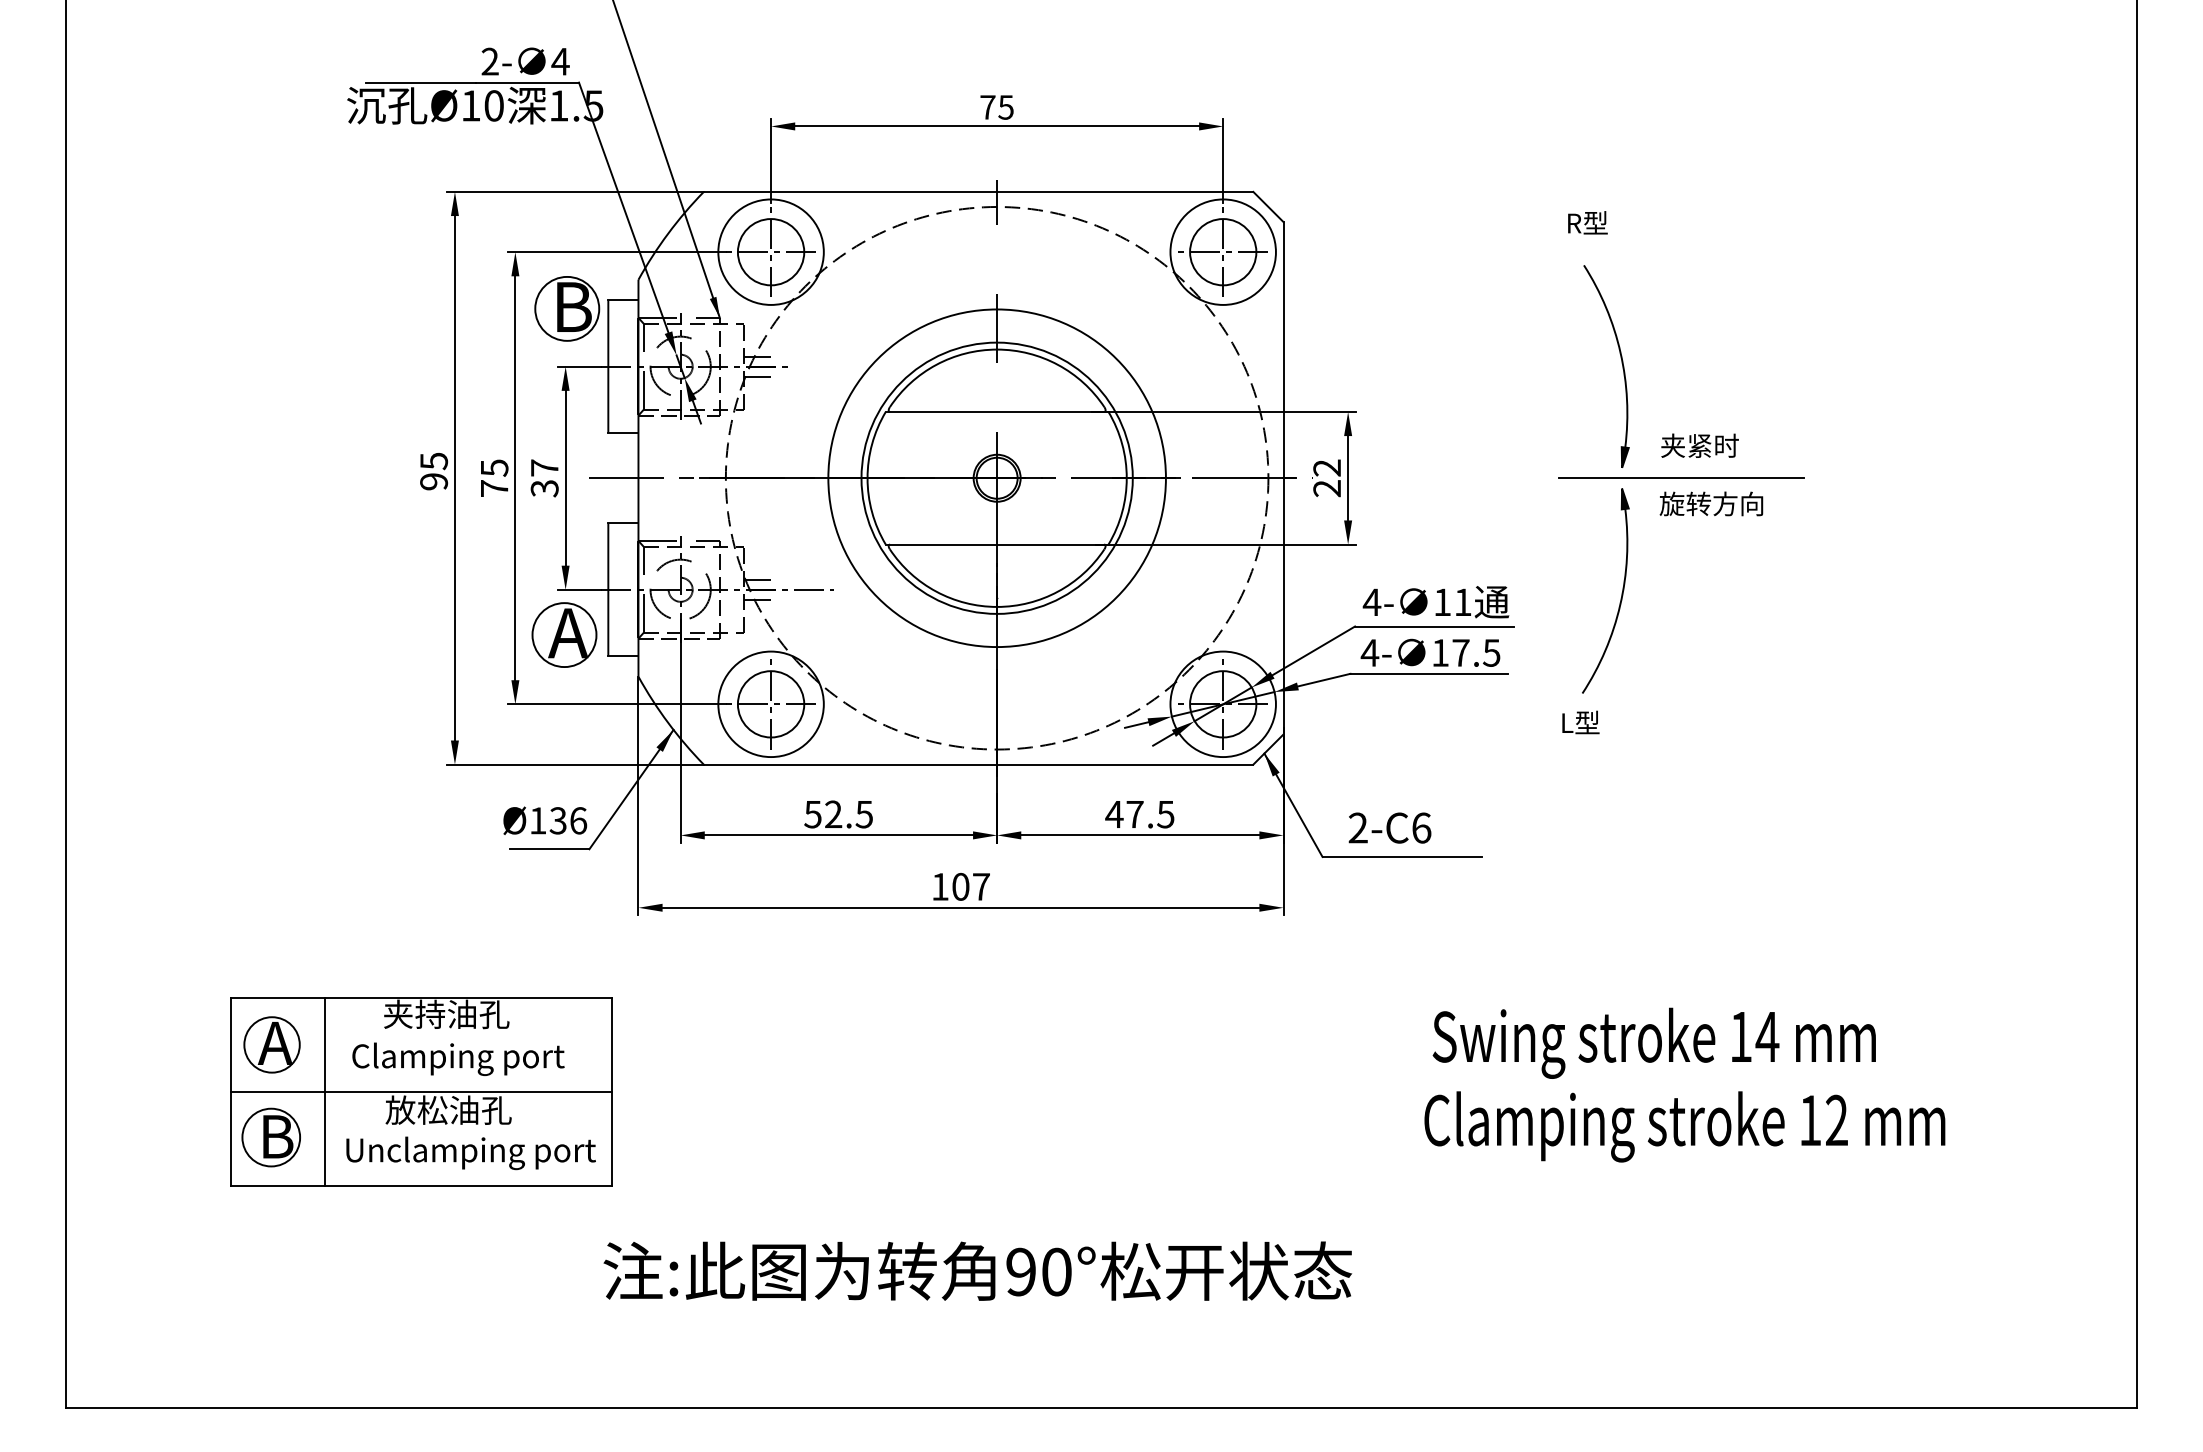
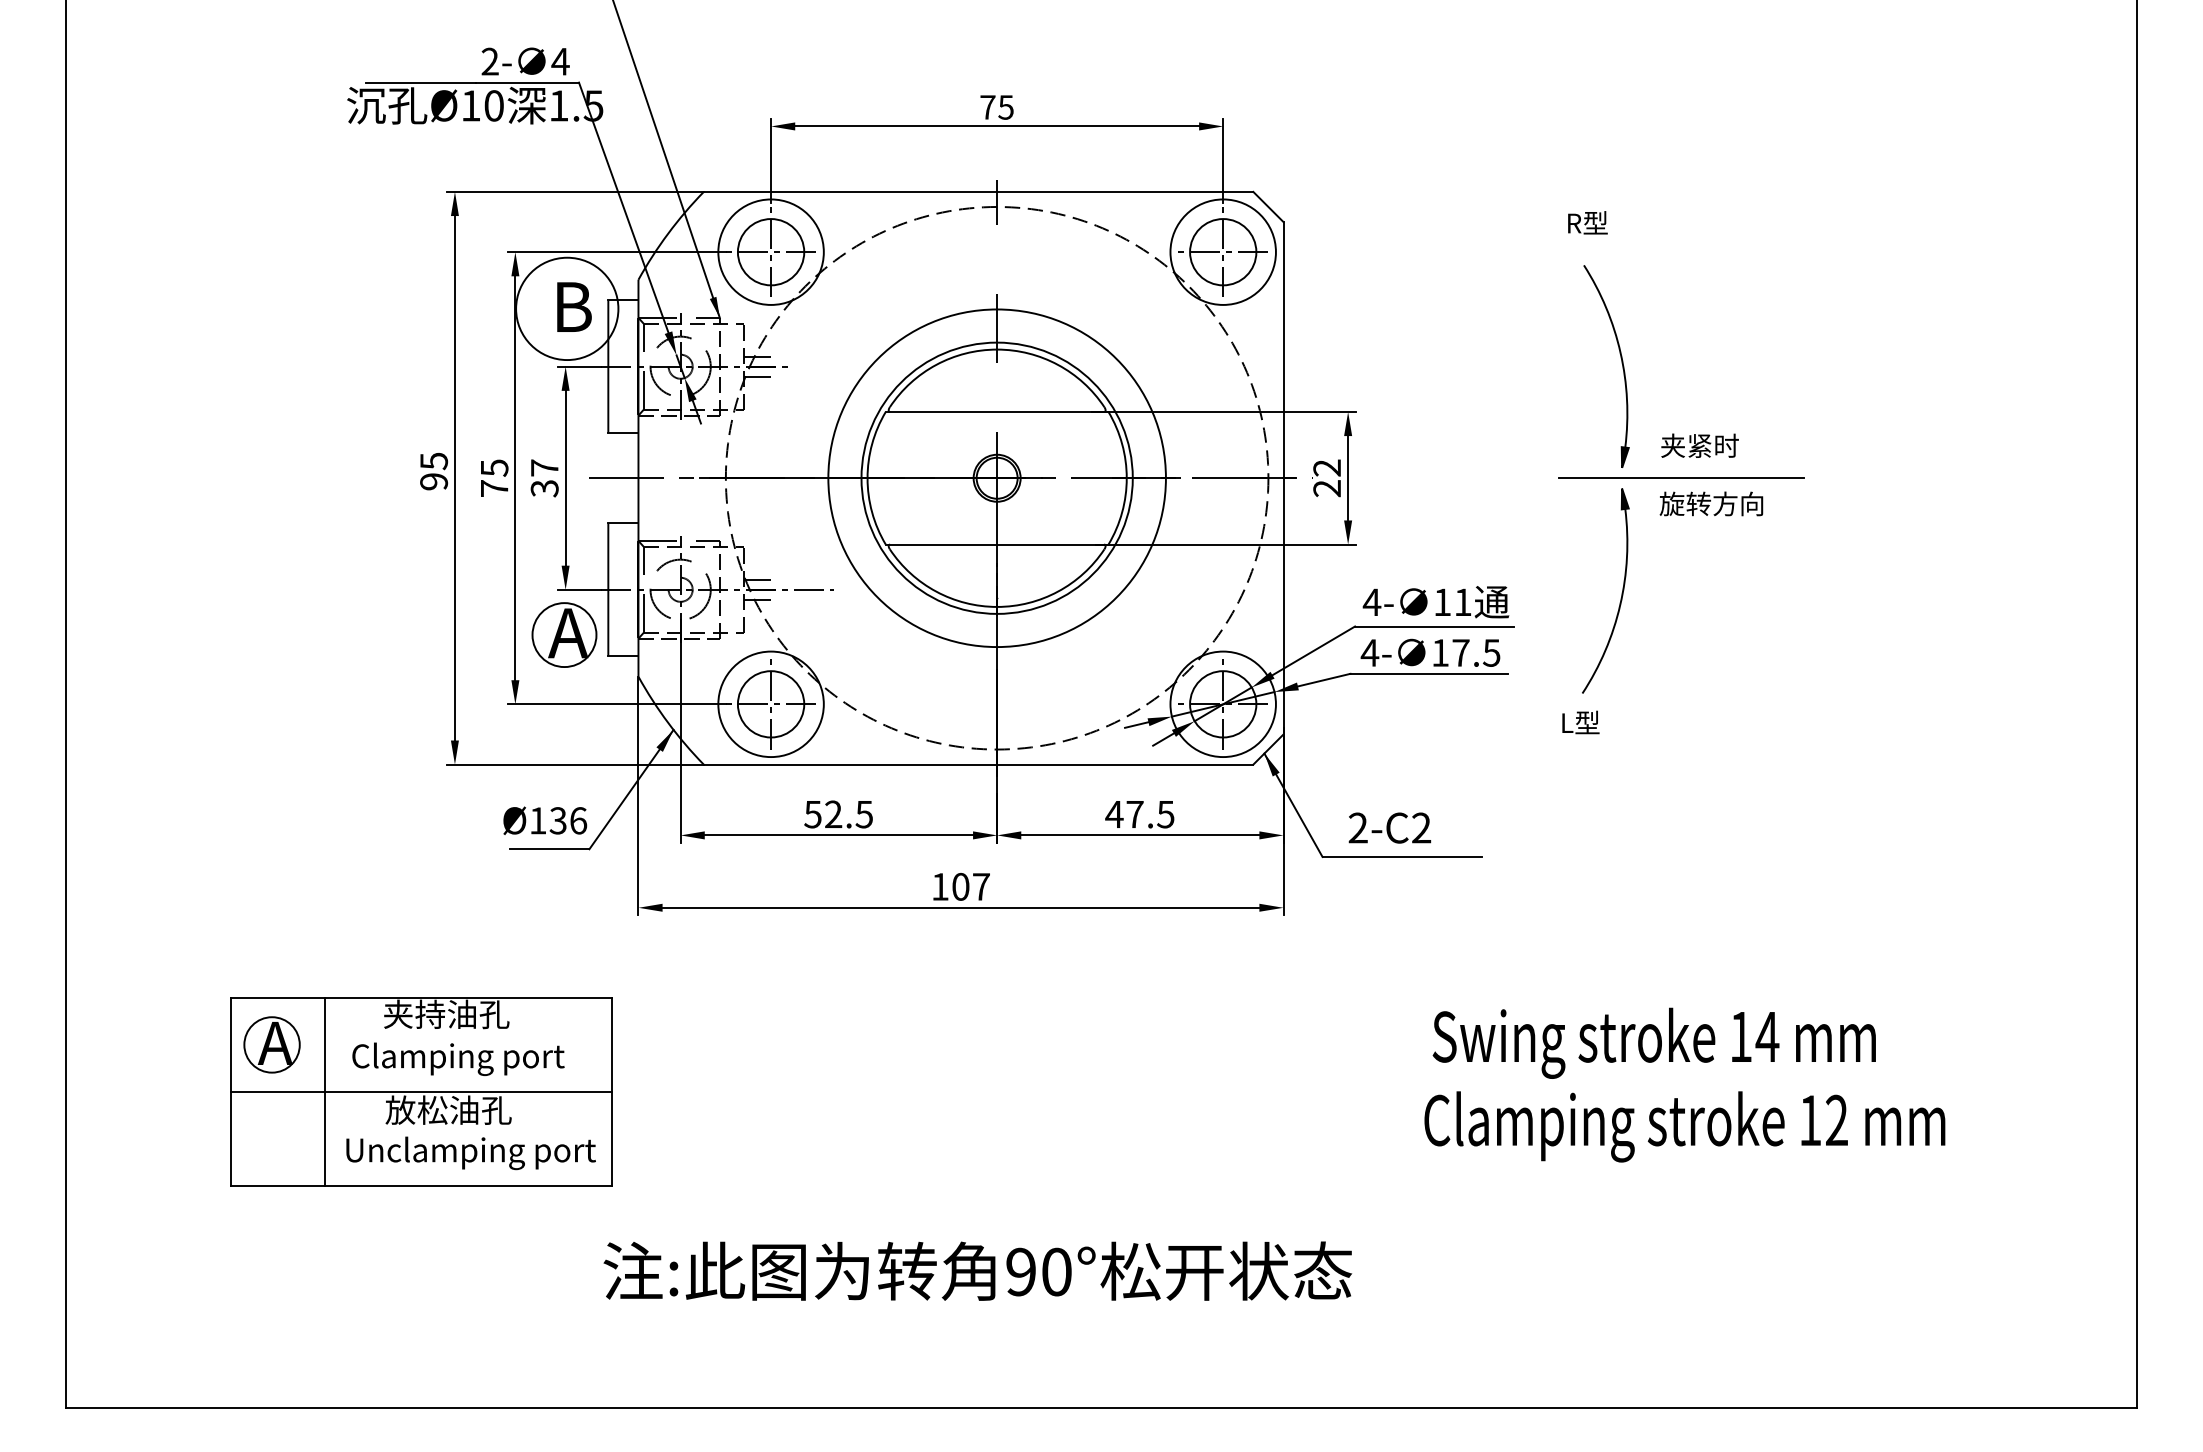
circle diameter: 64 px -> 102 px (567, 308)
text: 2-C6 -> 2-C2 (1421, 827)
part: present -> none (270, 1137)
